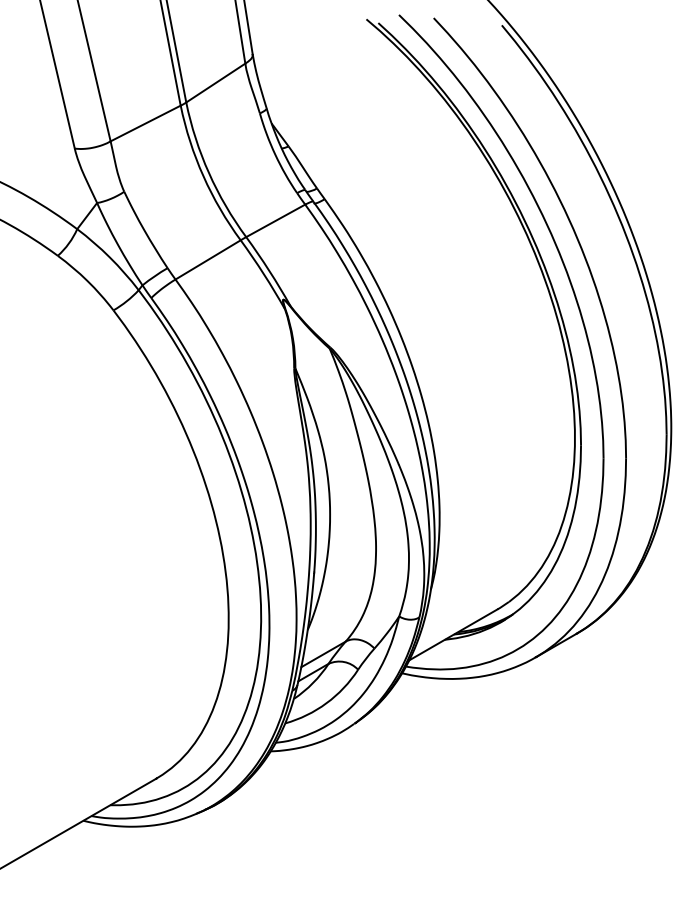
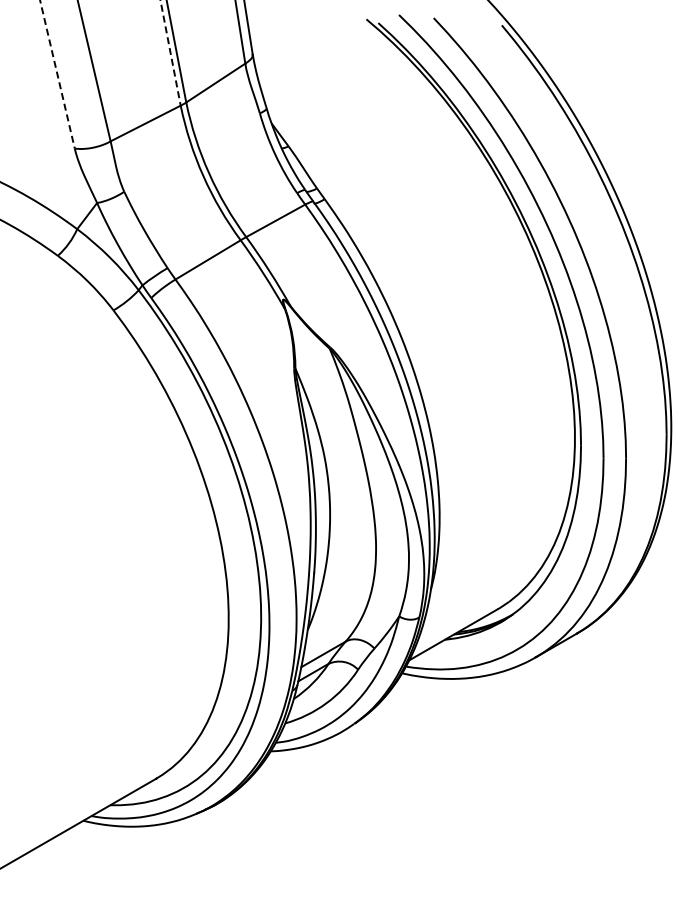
line: solid -> dashed (170, 53)
line: solid -> dashed (57, 74)
